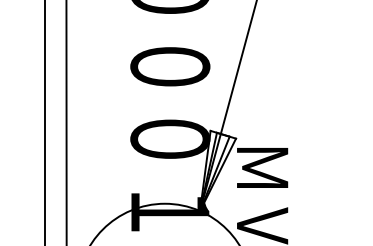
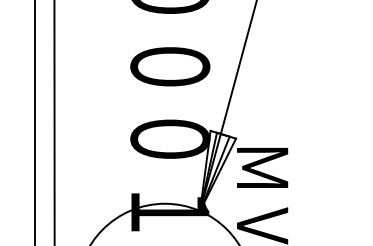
line position: (44, 122) -> (34, 122) (34, 122)
line position: (66, 122) -> (54, 122) (54, 122)
